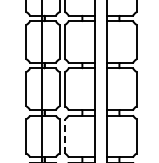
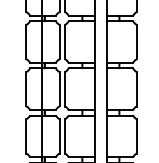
line: dashed -> solid (65, 135)
